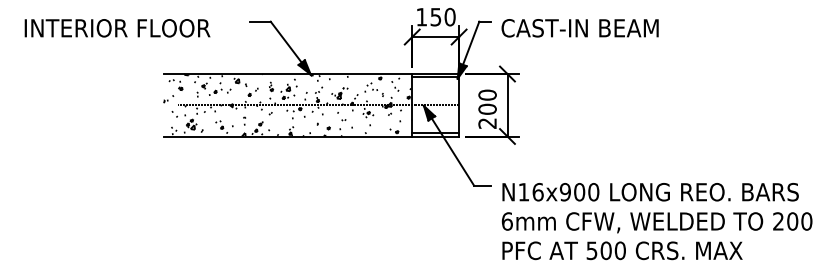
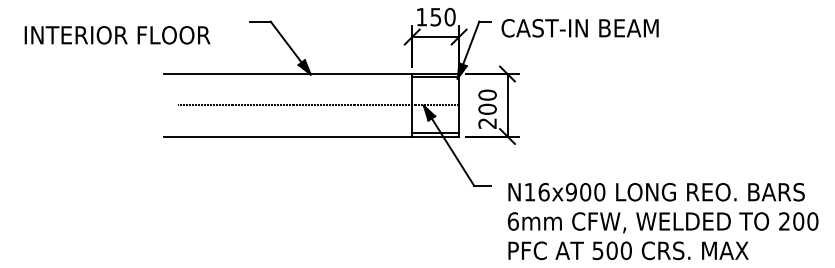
text position: (117, 28) -> (117, 35) (117, 35)
hatch: present -> none (287, 105)
text position: (656, 221) -> (662, 221) (662, 221)
